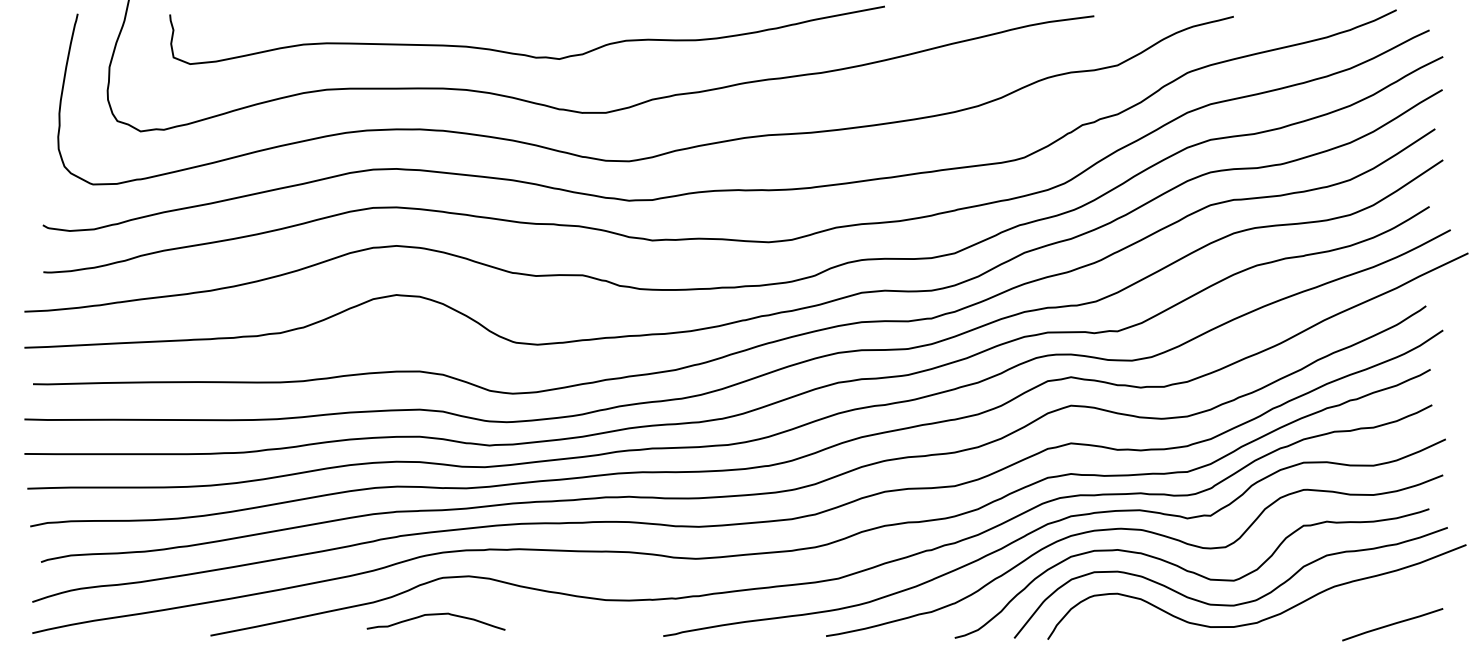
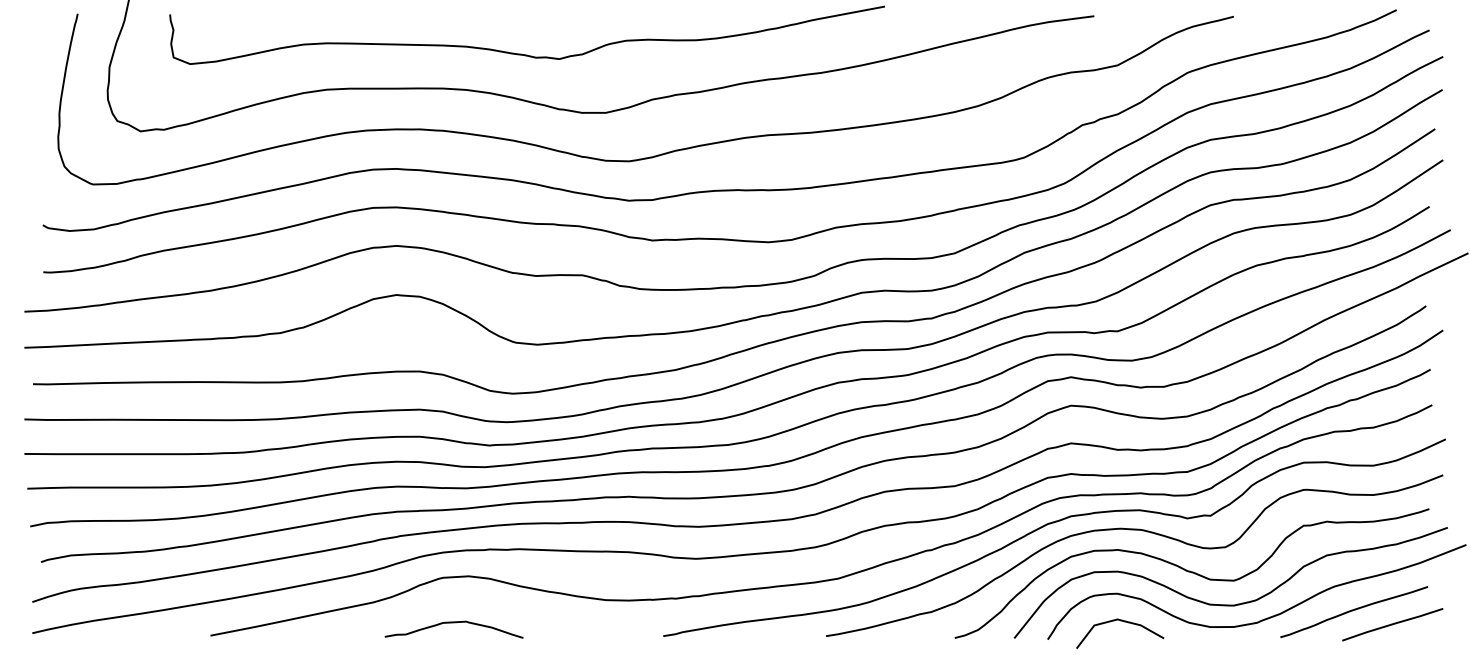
curve: none -> present (1354, 610)
curve position: (435, 615) -> (453, 623) (453, 623)
curve: none -> present (1124, 622)
